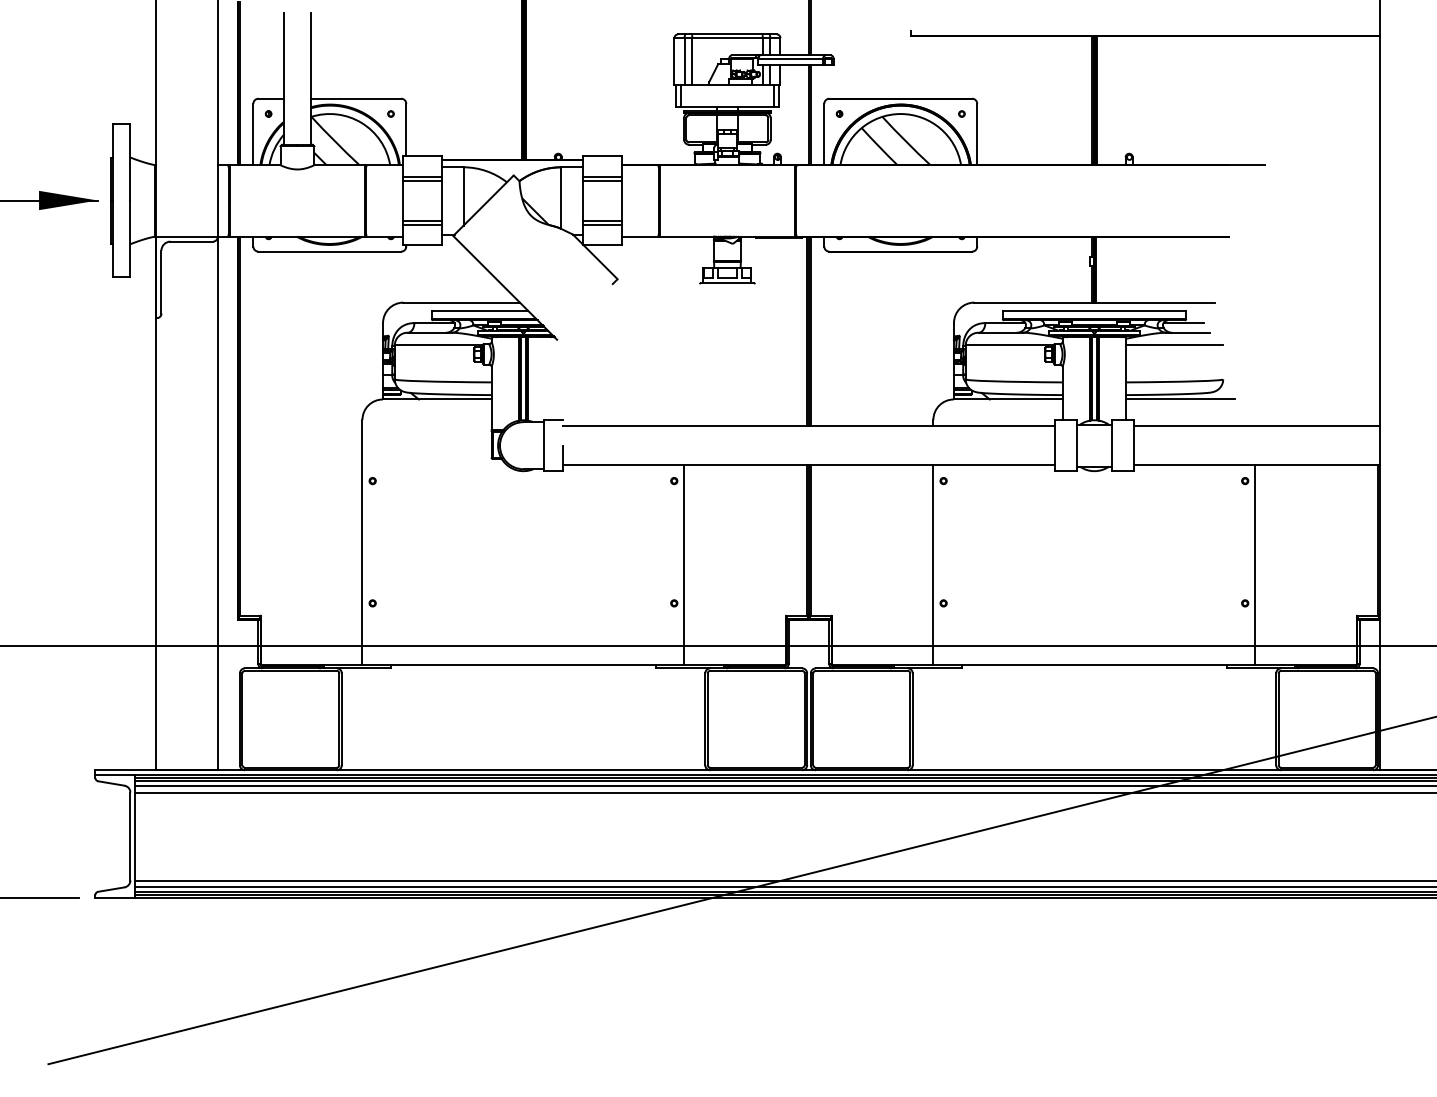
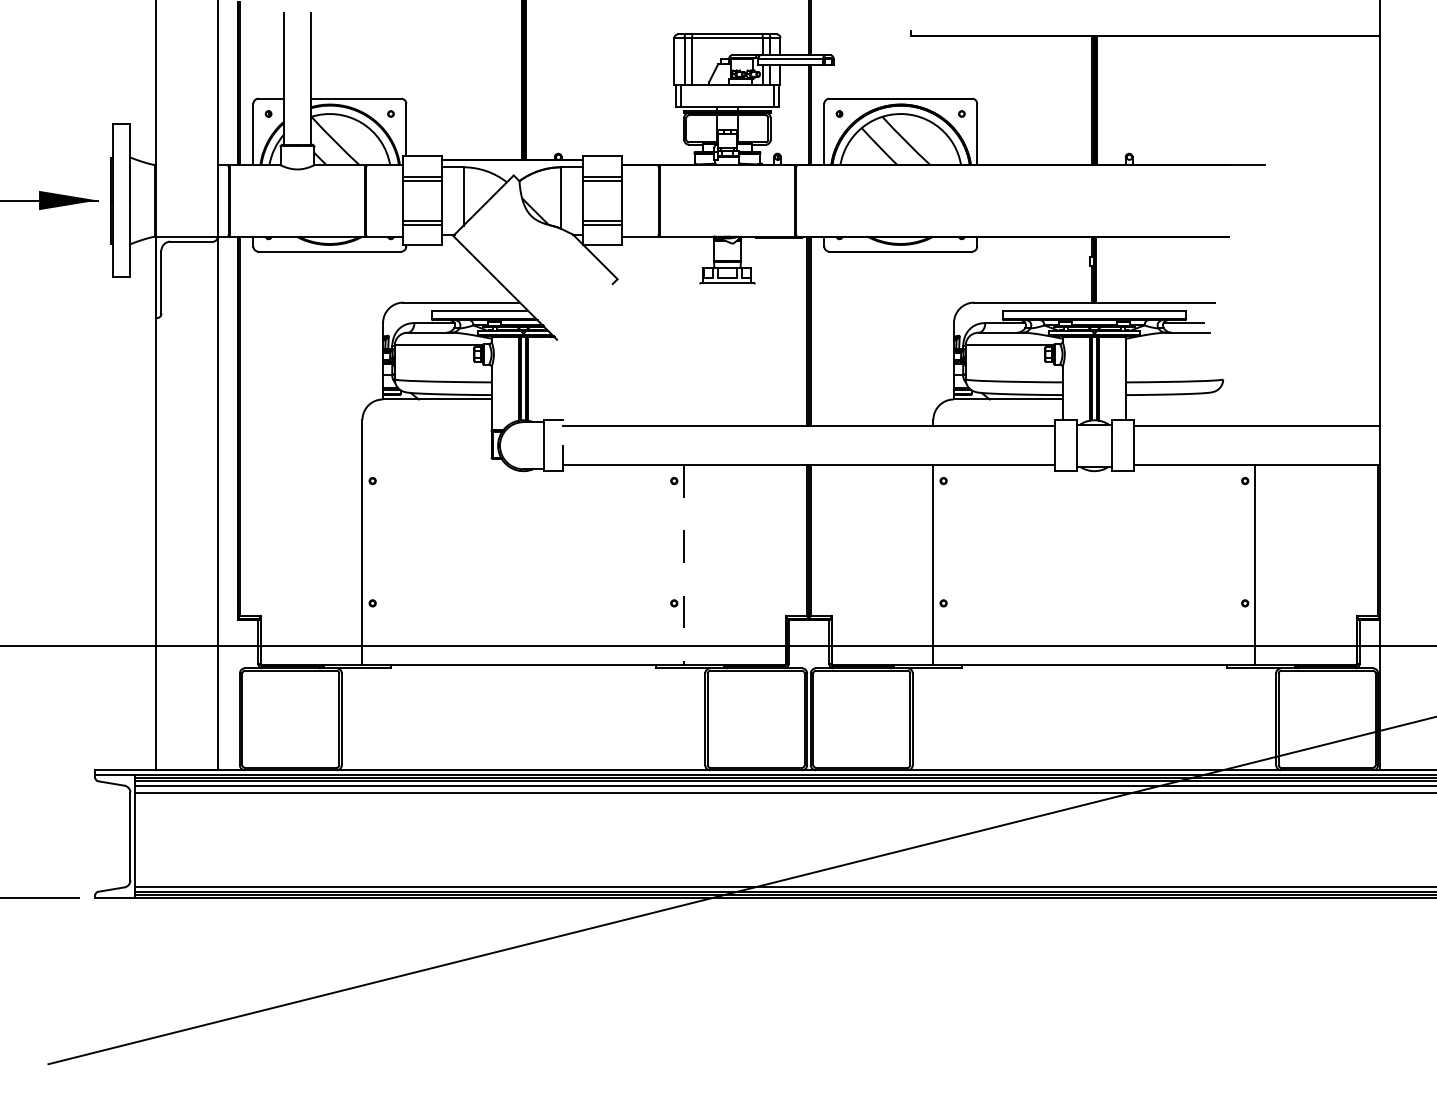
line: present -> none (1174, 345)
line: present -> none (1180, 399)
line: solid -> dashed (684, 564)
line: present -> none (783, 880)
